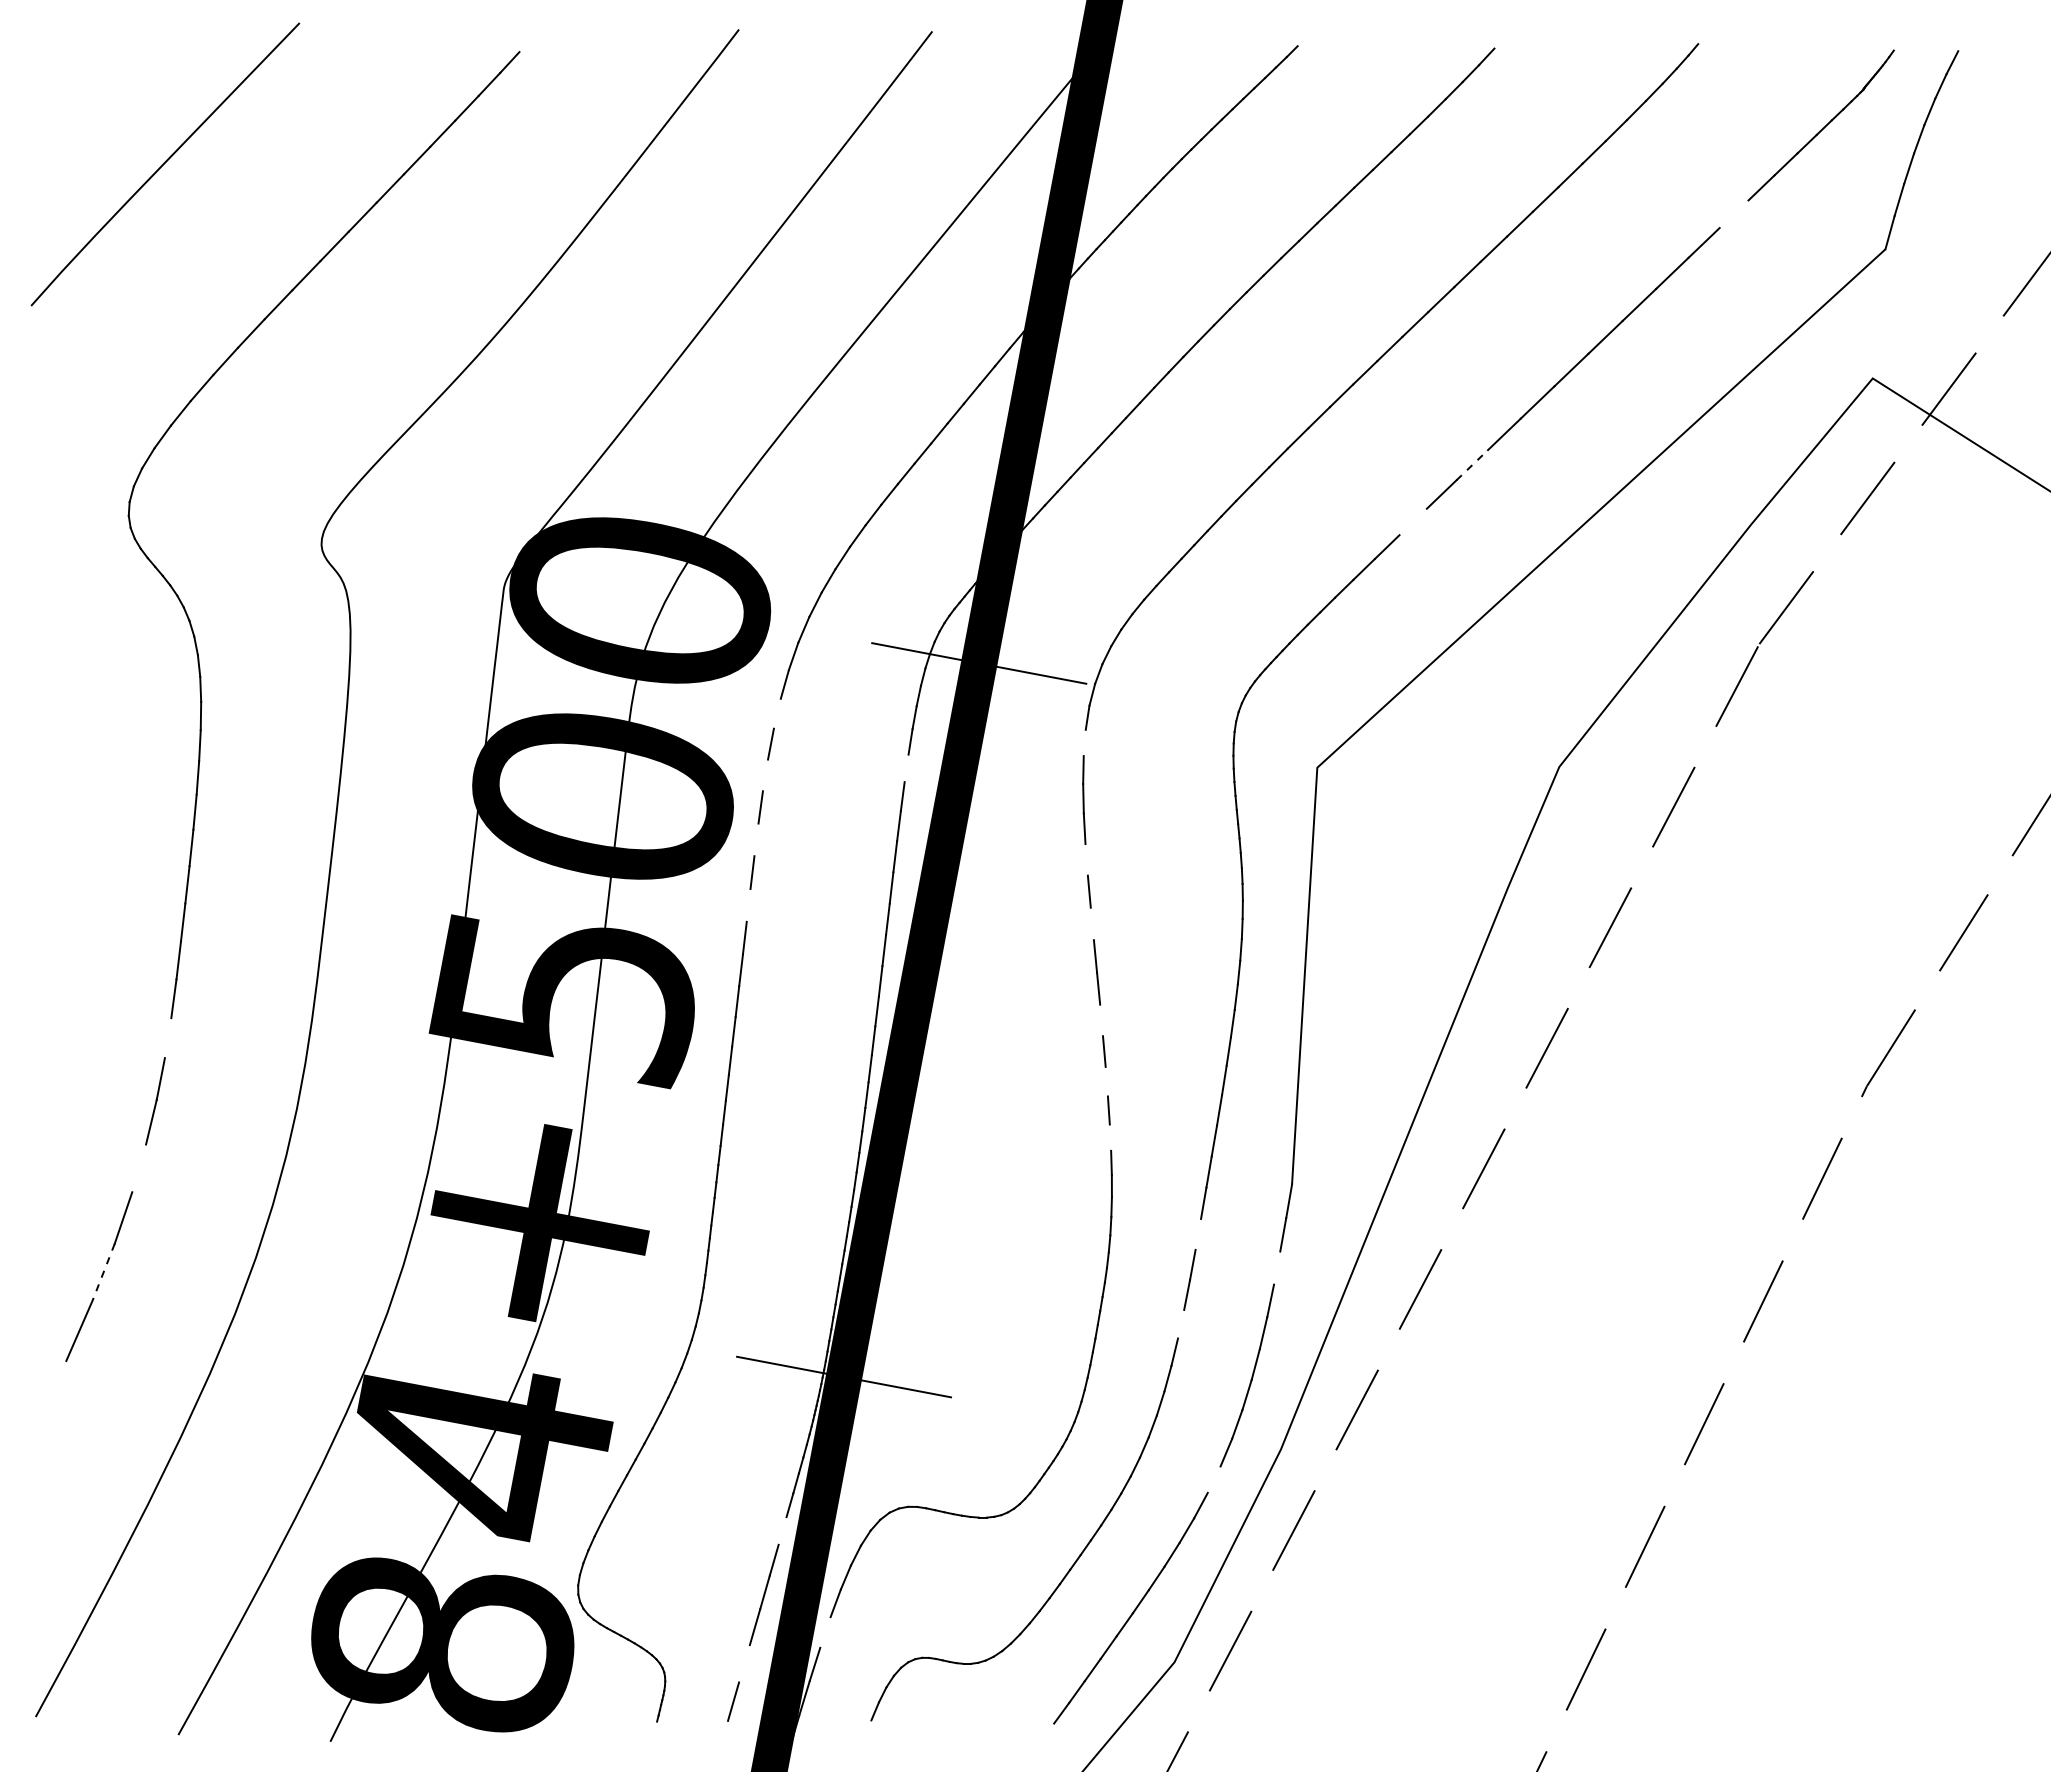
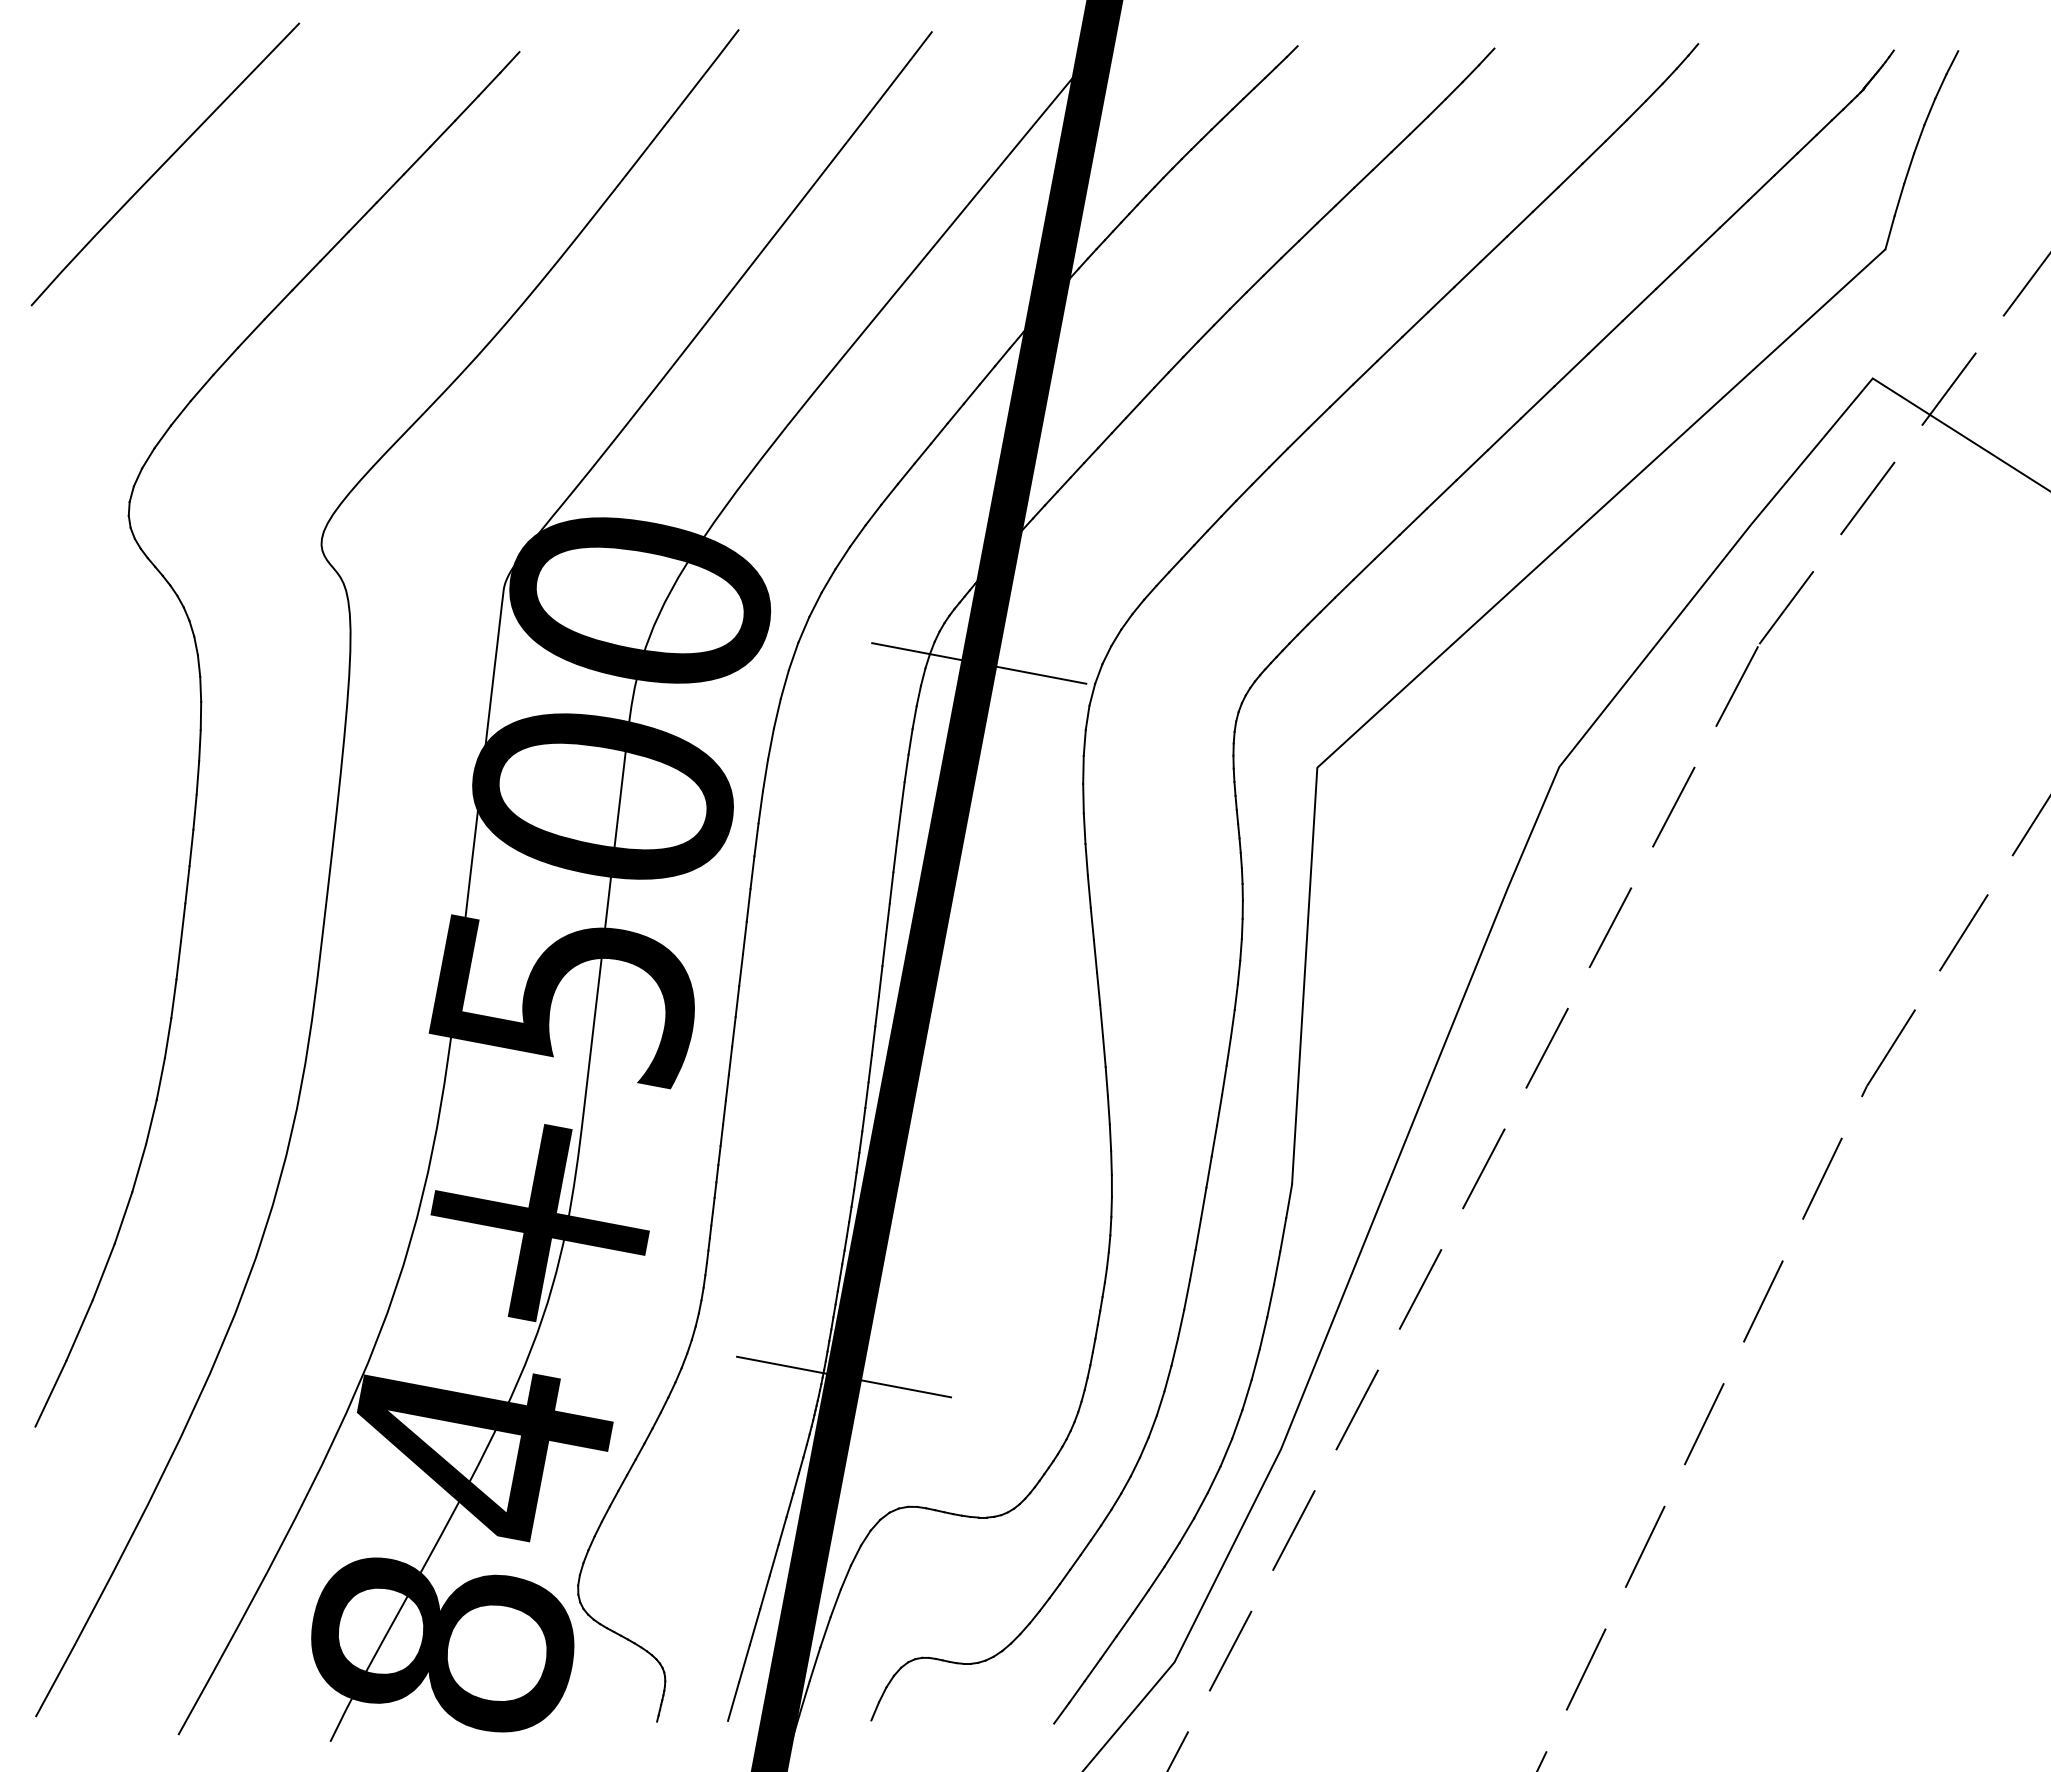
line: none -> present (1733, 214)
line: dashed -> solid (1472, 465)
line: none -> present (1412, 521)
line: none -> present (776, 713)
line: none -> present (1084, 742)
line: none -> present (906, 768)
line: none -> present (765, 775)
line: none -> present (756, 839)
line: none -> present (1086, 859)
line: none -> present (748, 905)
line: none -> present (1091, 923)
line: none -> present (1101, 1020)
line: none -> present (167, 1038)
line: none -> present (1106, 1081)
line: none -> present (1110, 1137)
line: none -> present (139, 1168)
line: none -> present (1198, 1233)
line: none -> present (1277, 1267)
line: dashed -> solid (103, 1272)
line: none -> present (1181, 1323)
line: none -> present (50, 1393)
line: none -> present (1213, 1479)
line: none -> present (782, 1530)
line: none -> present (825, 1632)
line: none -> present (744, 1663)
